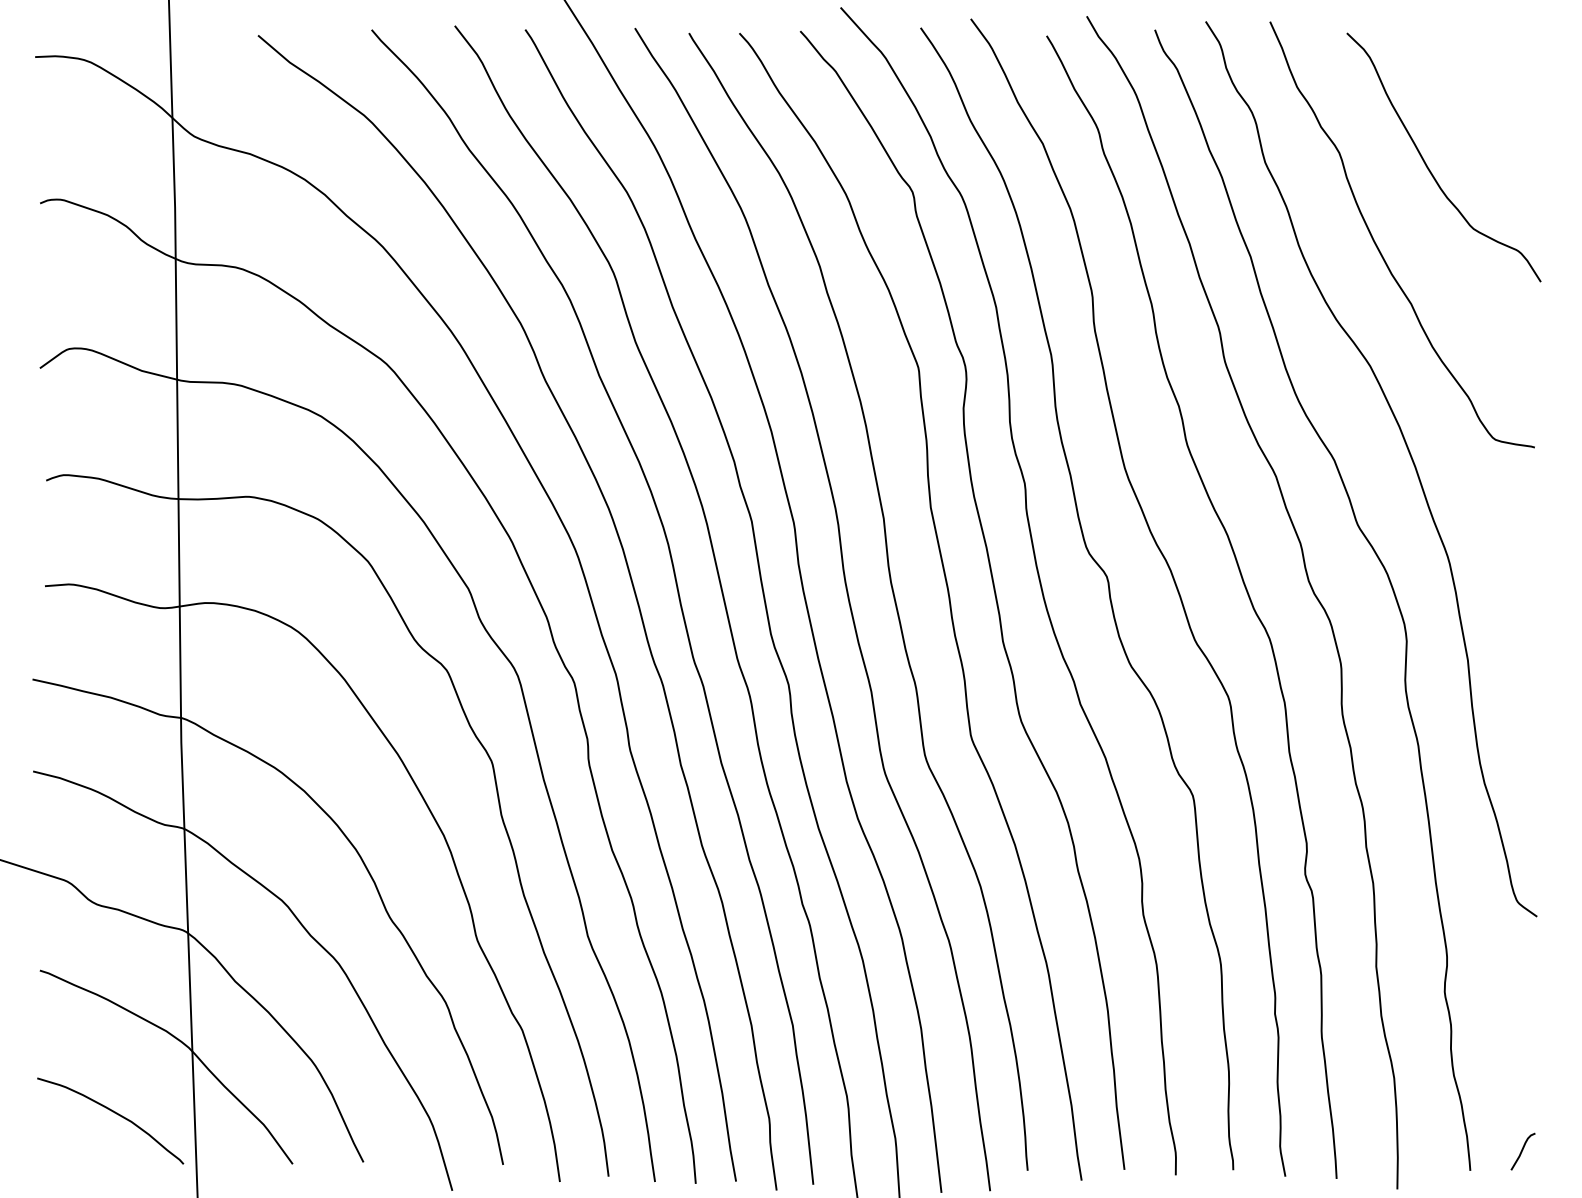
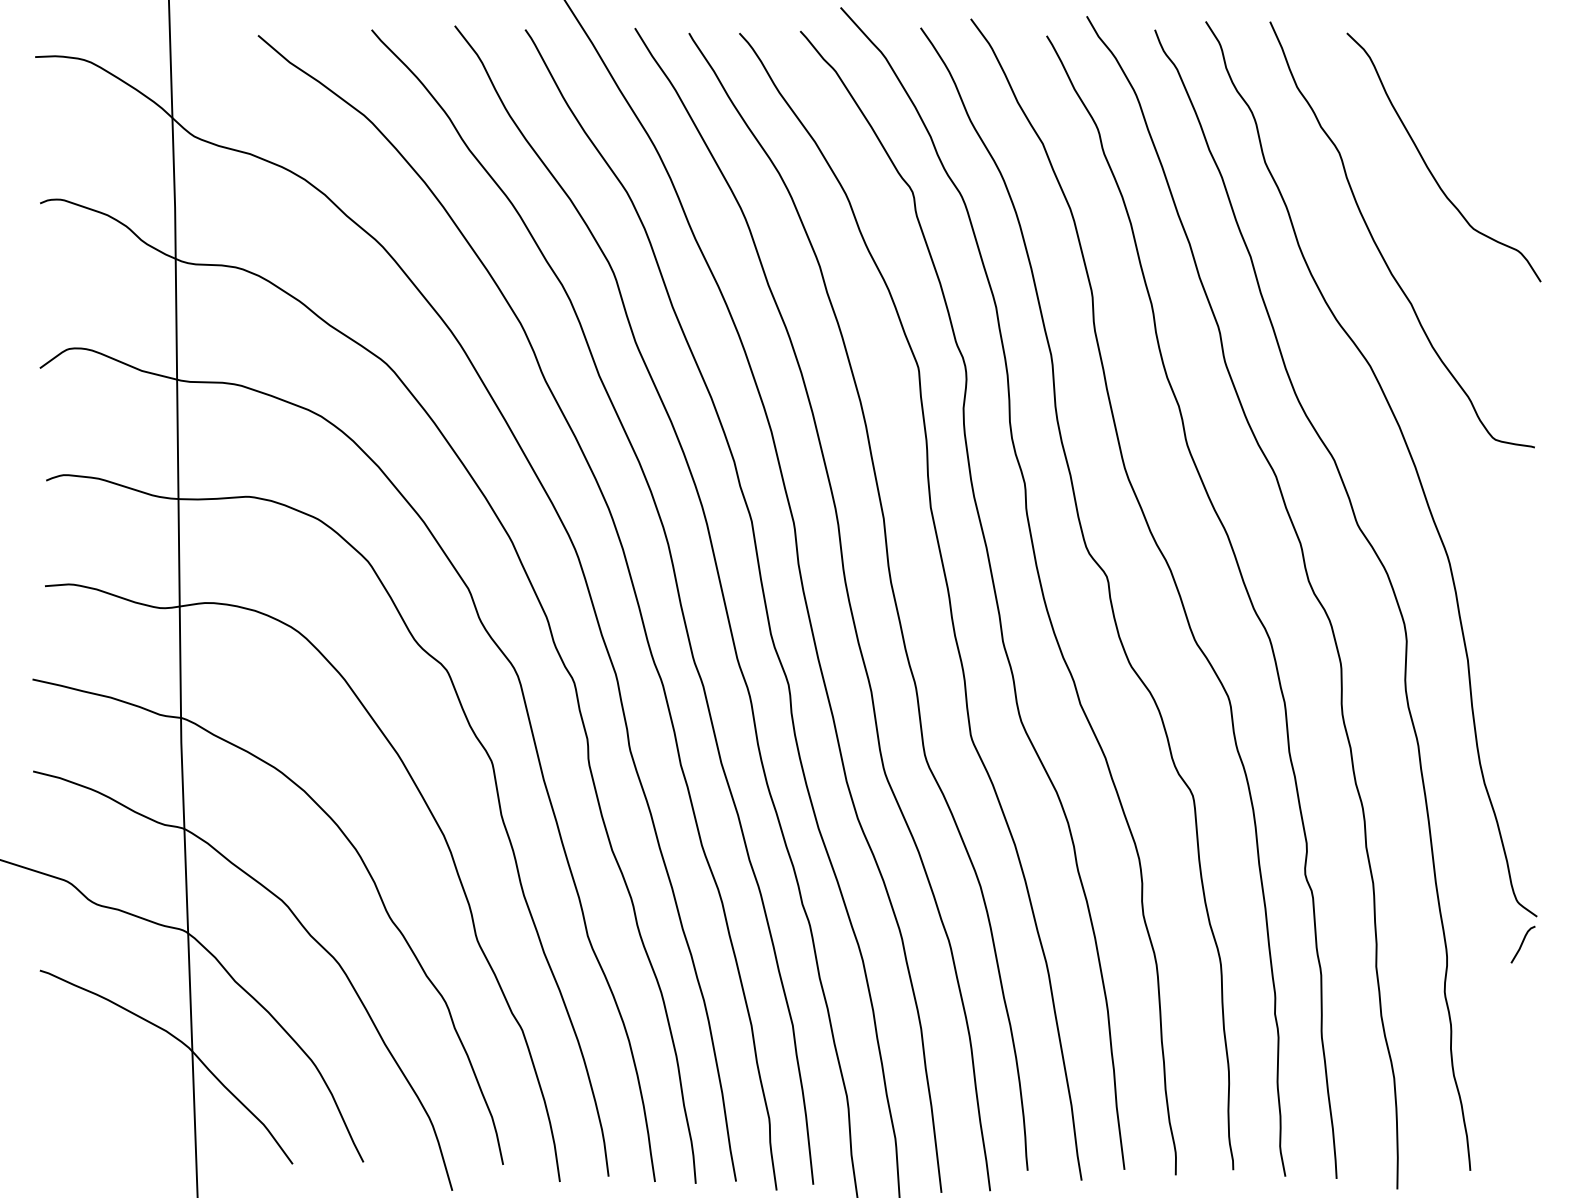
curve: present -> none (114, 1113)
curve position: (1522, 1151) -> (1522, 944) (1522, 944)
